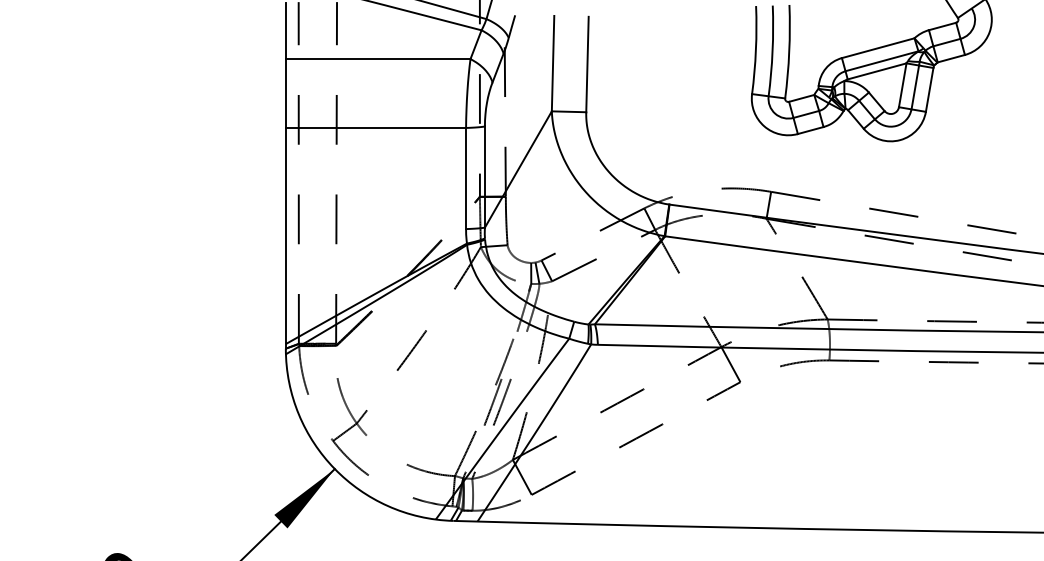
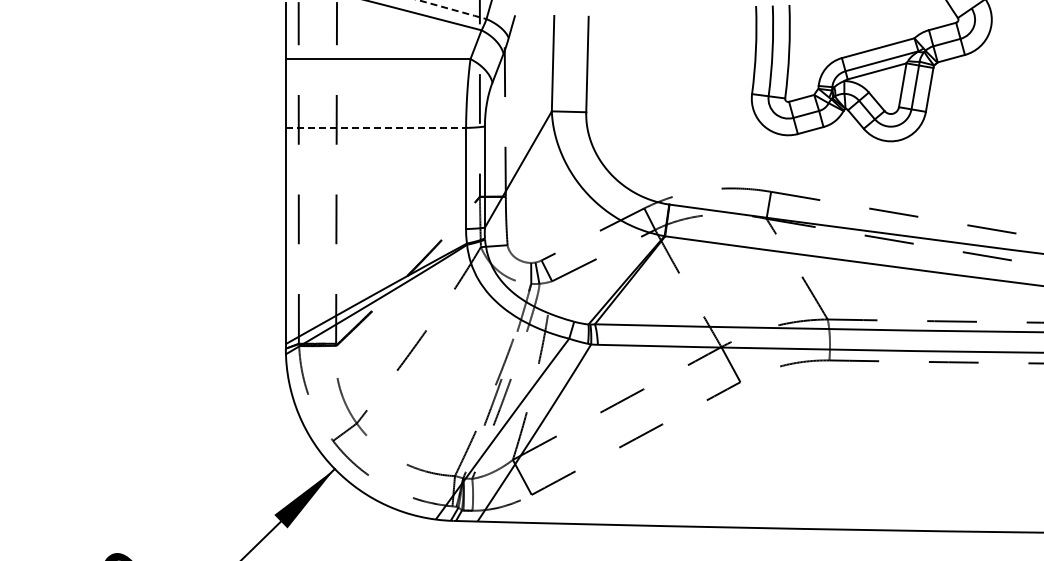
arc: solid -> dashed (452, 9)
line: solid -> dashed (376, 127)
